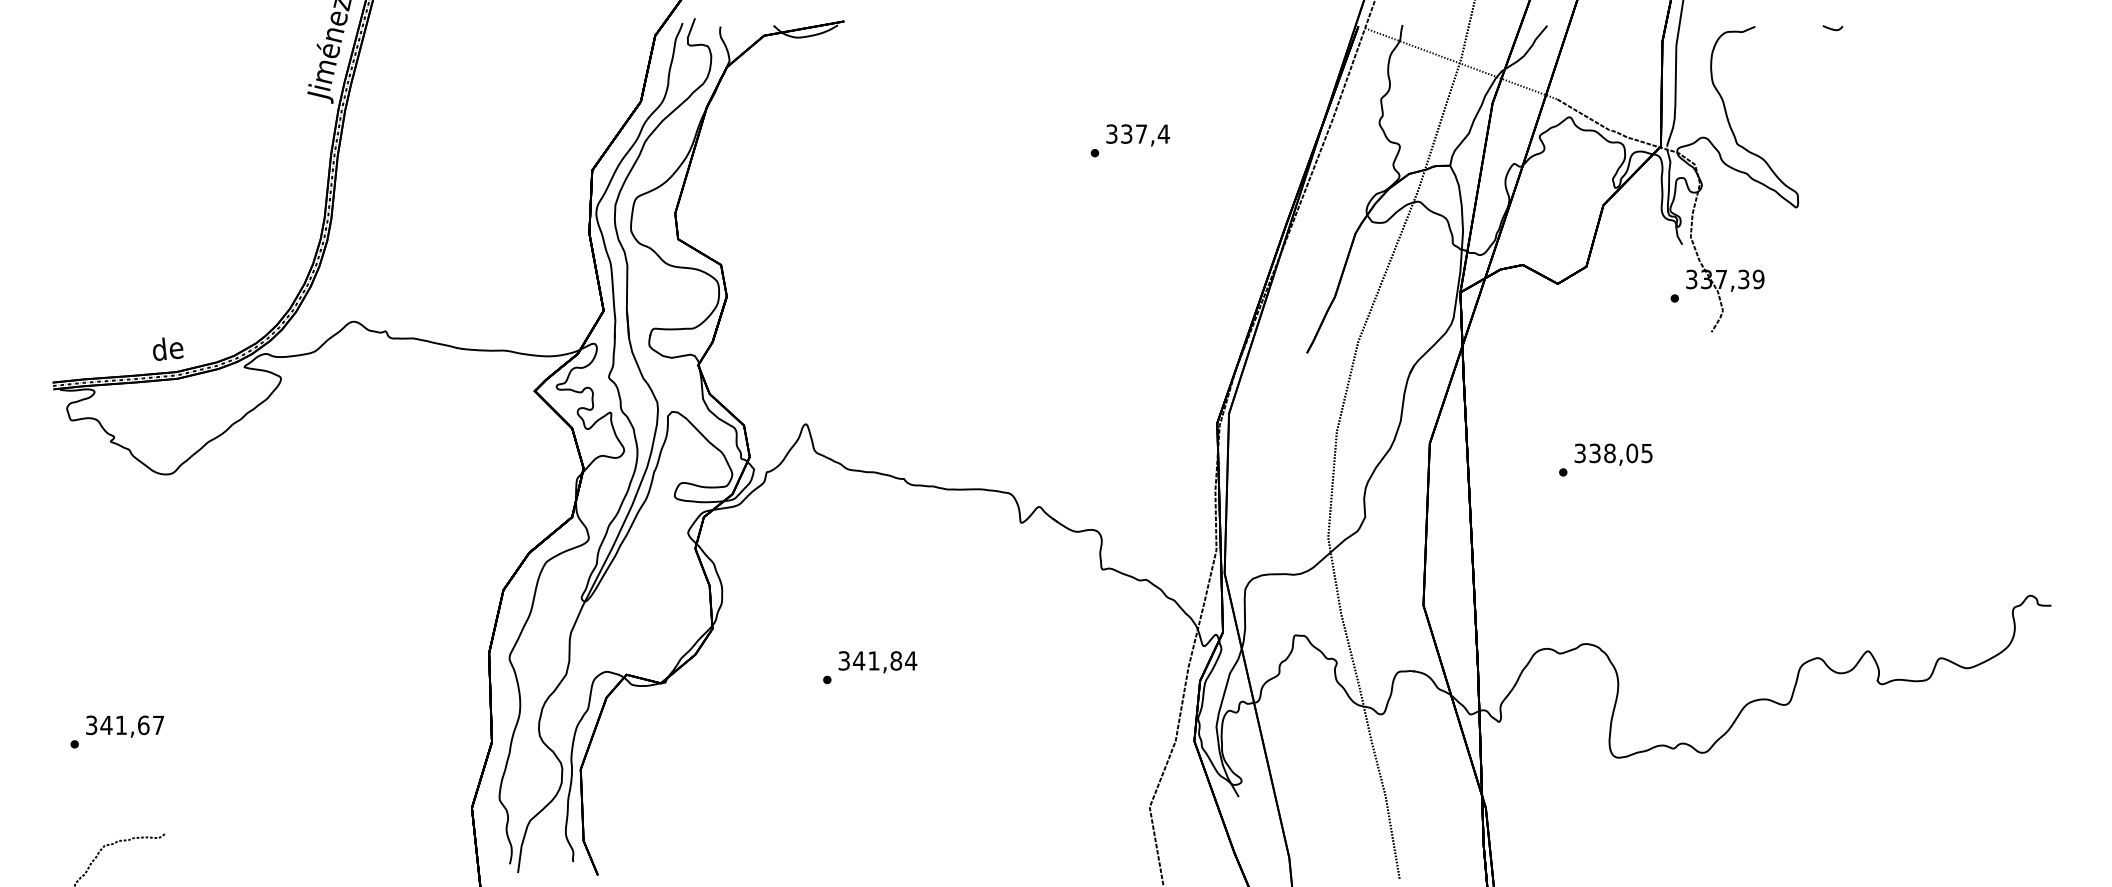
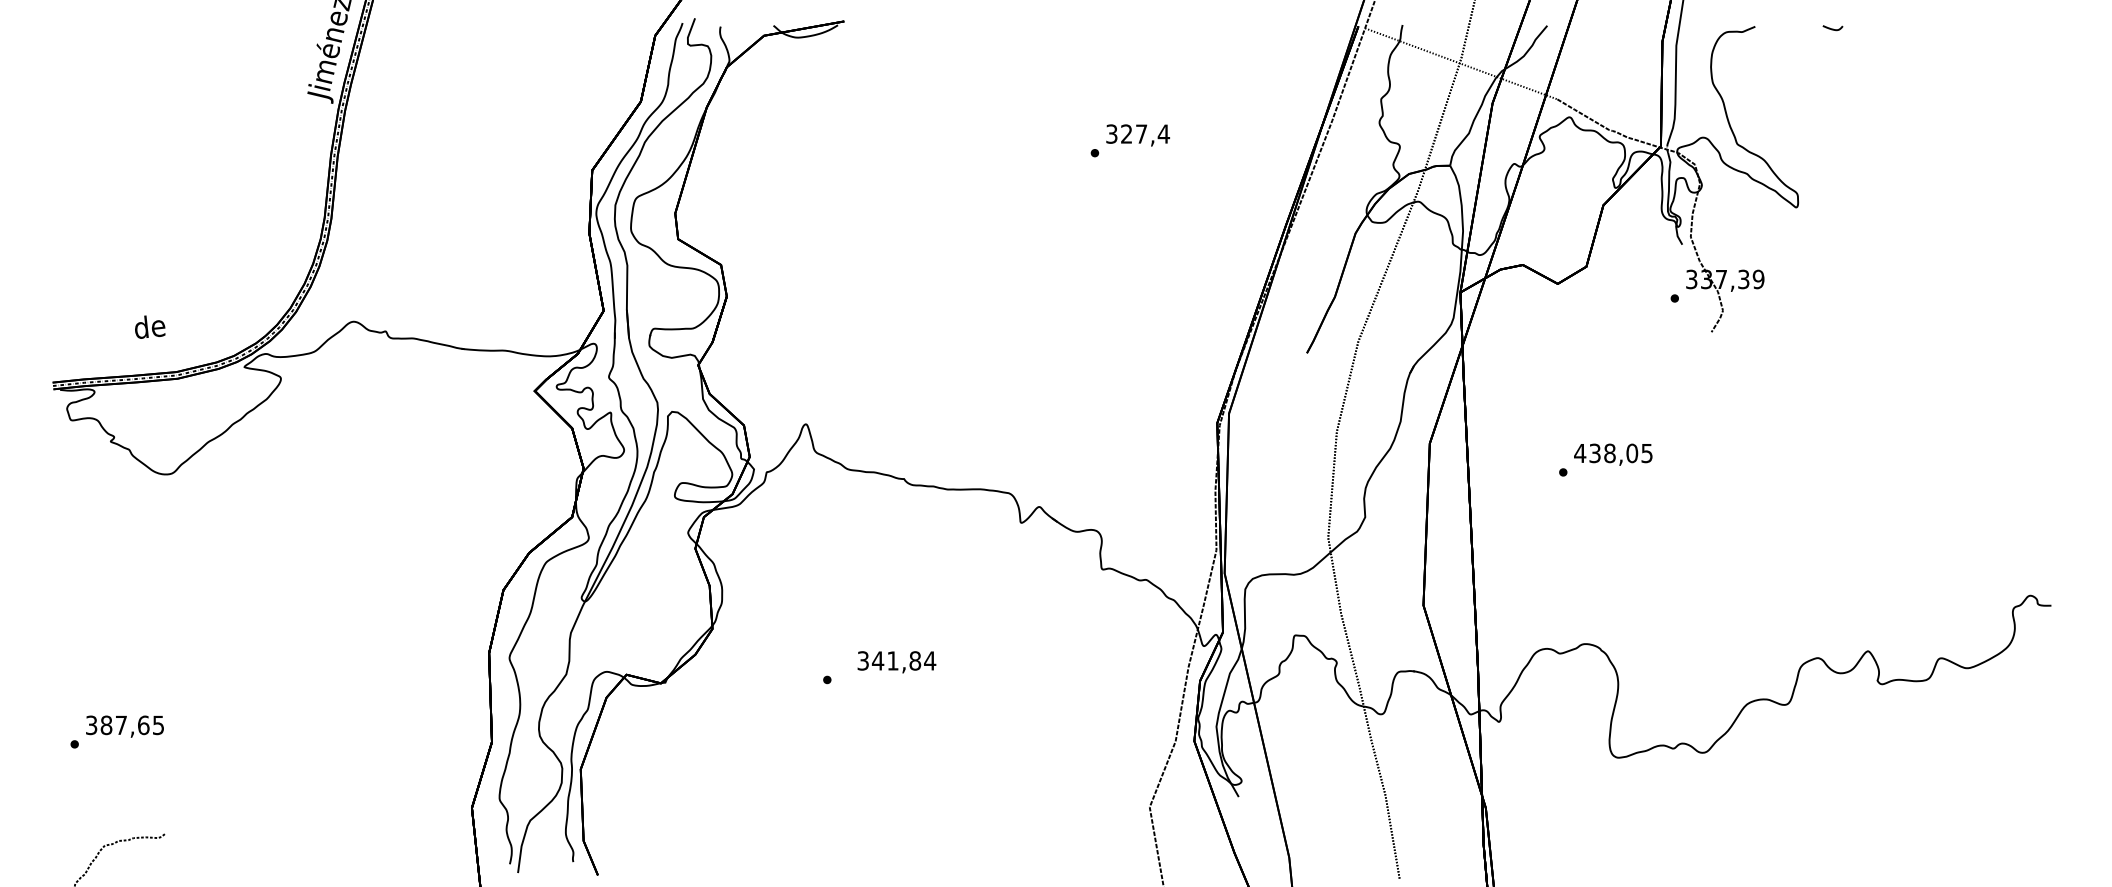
text: 337,4 -> 327,4 (1126, 133)
text position: (168, 348) -> (150, 326) (150, 326)
text: 338,05 -> 438,05 (1580, 453)
text position: (877, 662) -> (896, 662) (896, 662)
text: 341,67 -> 387,65 (131, 725)
